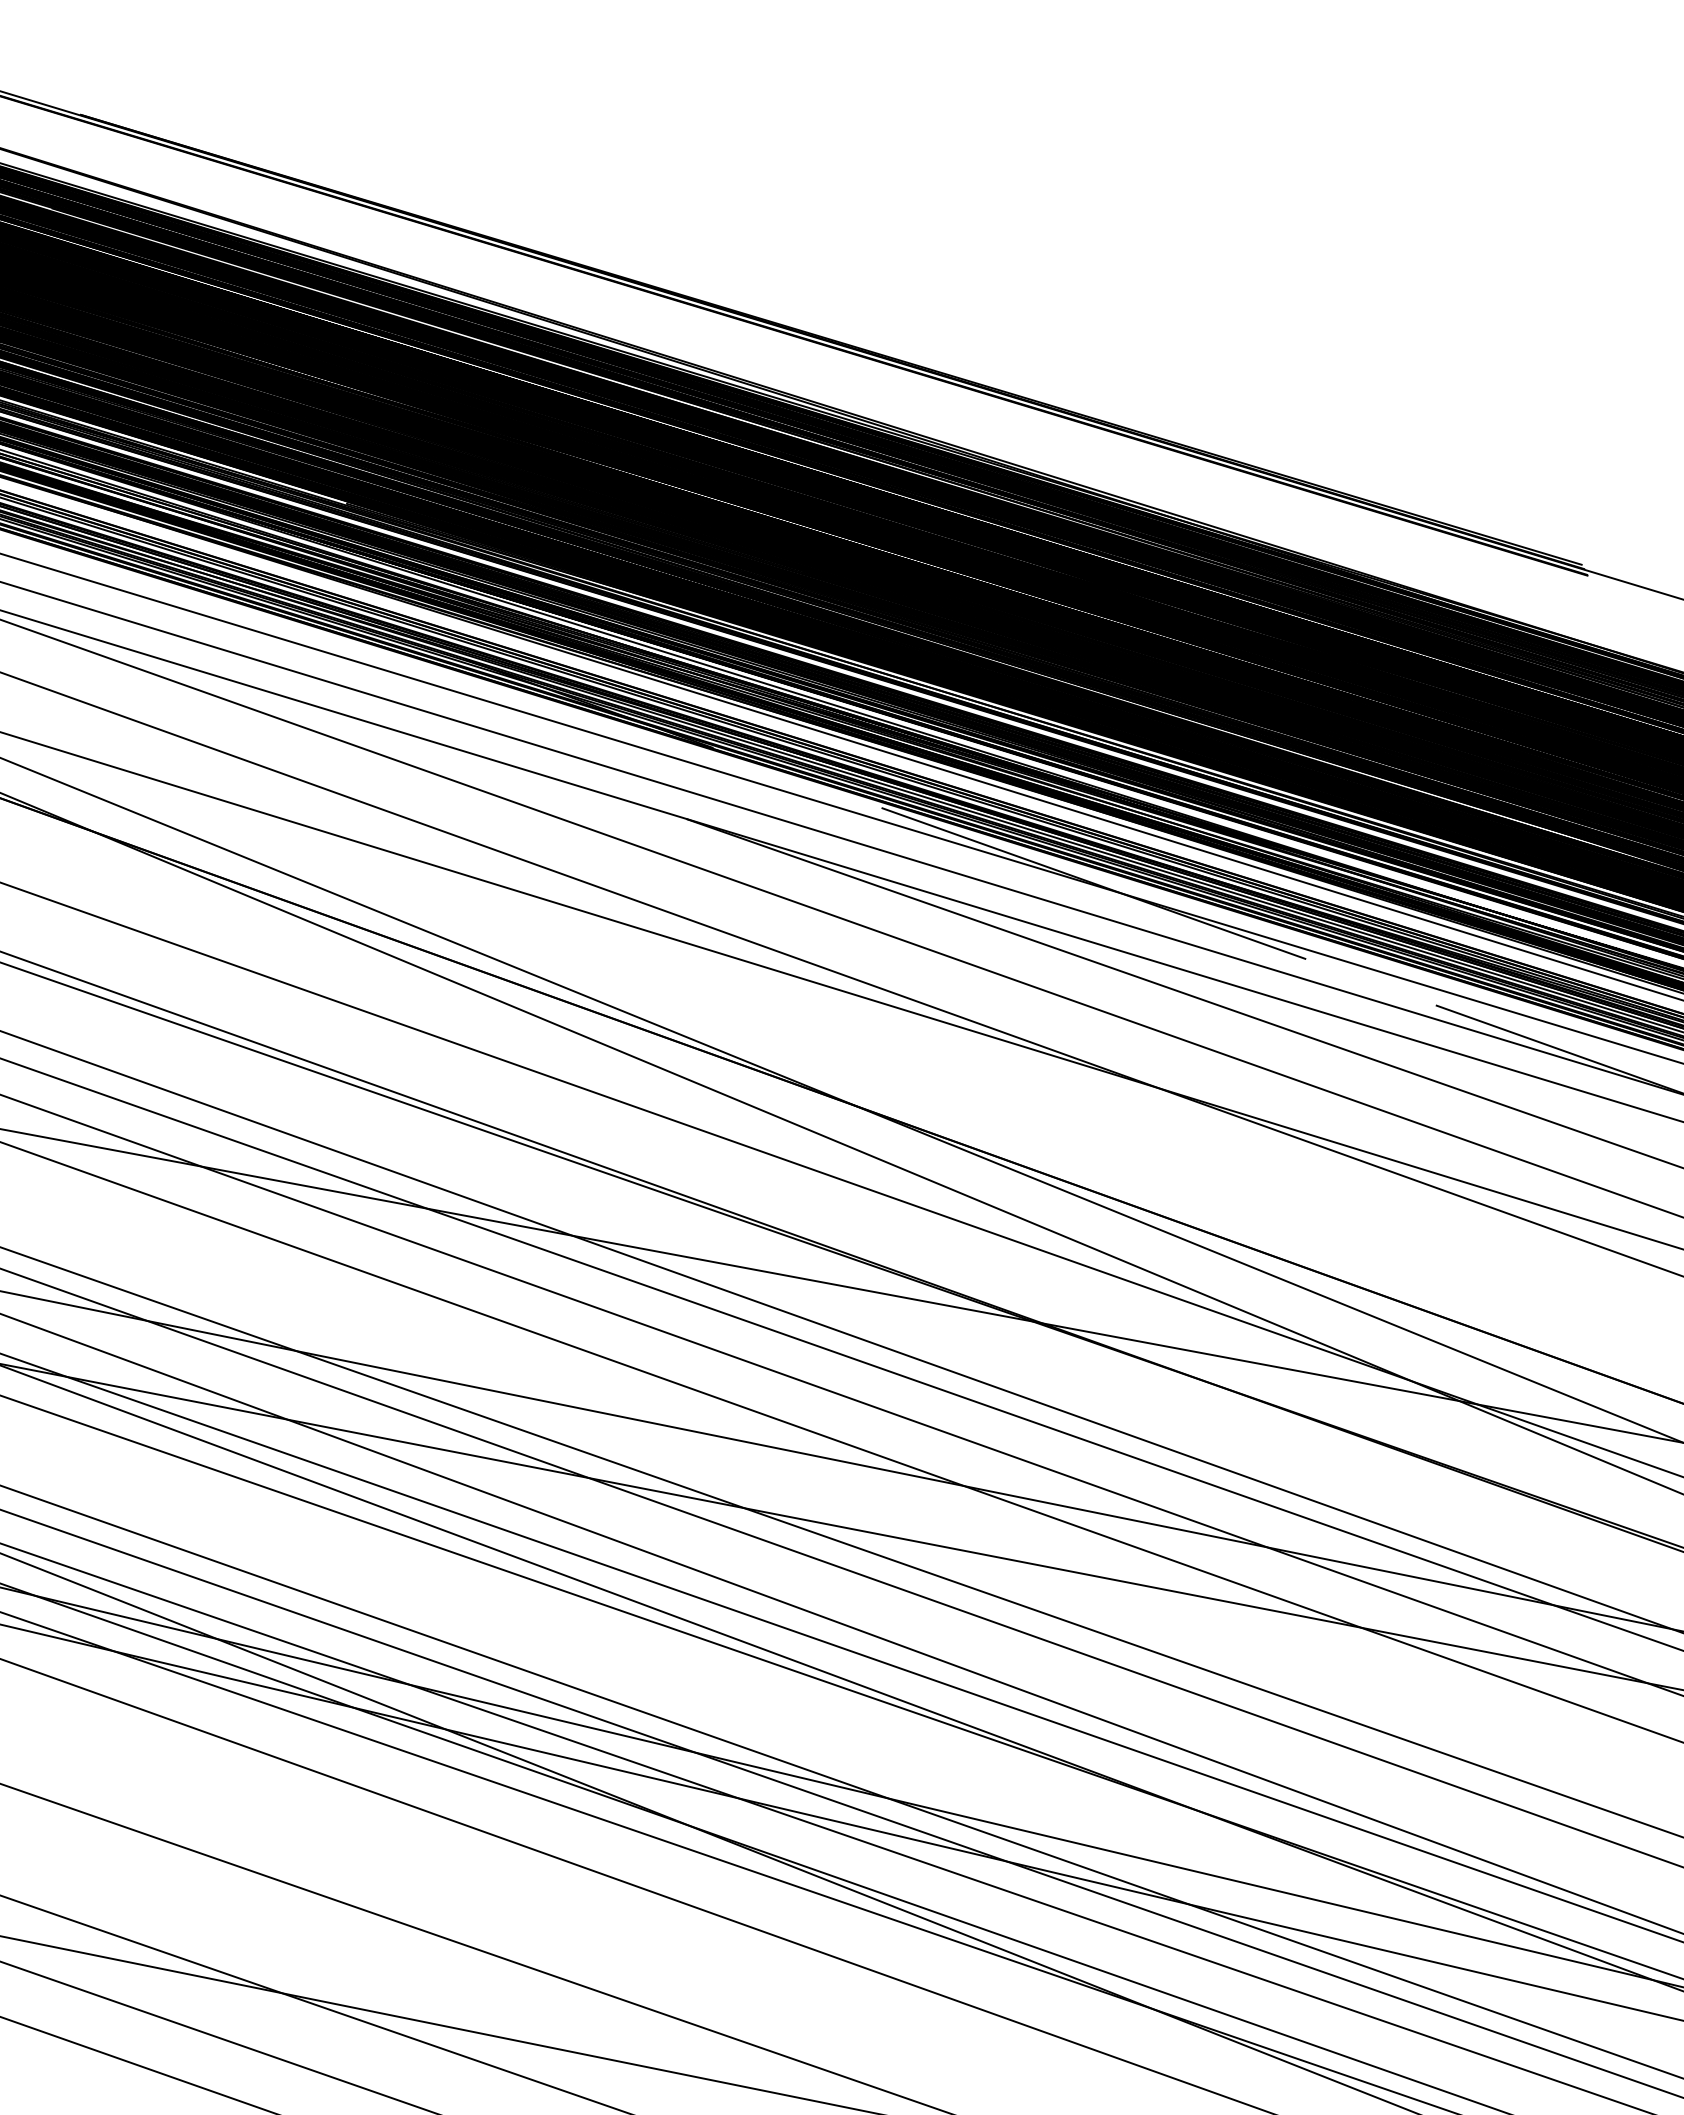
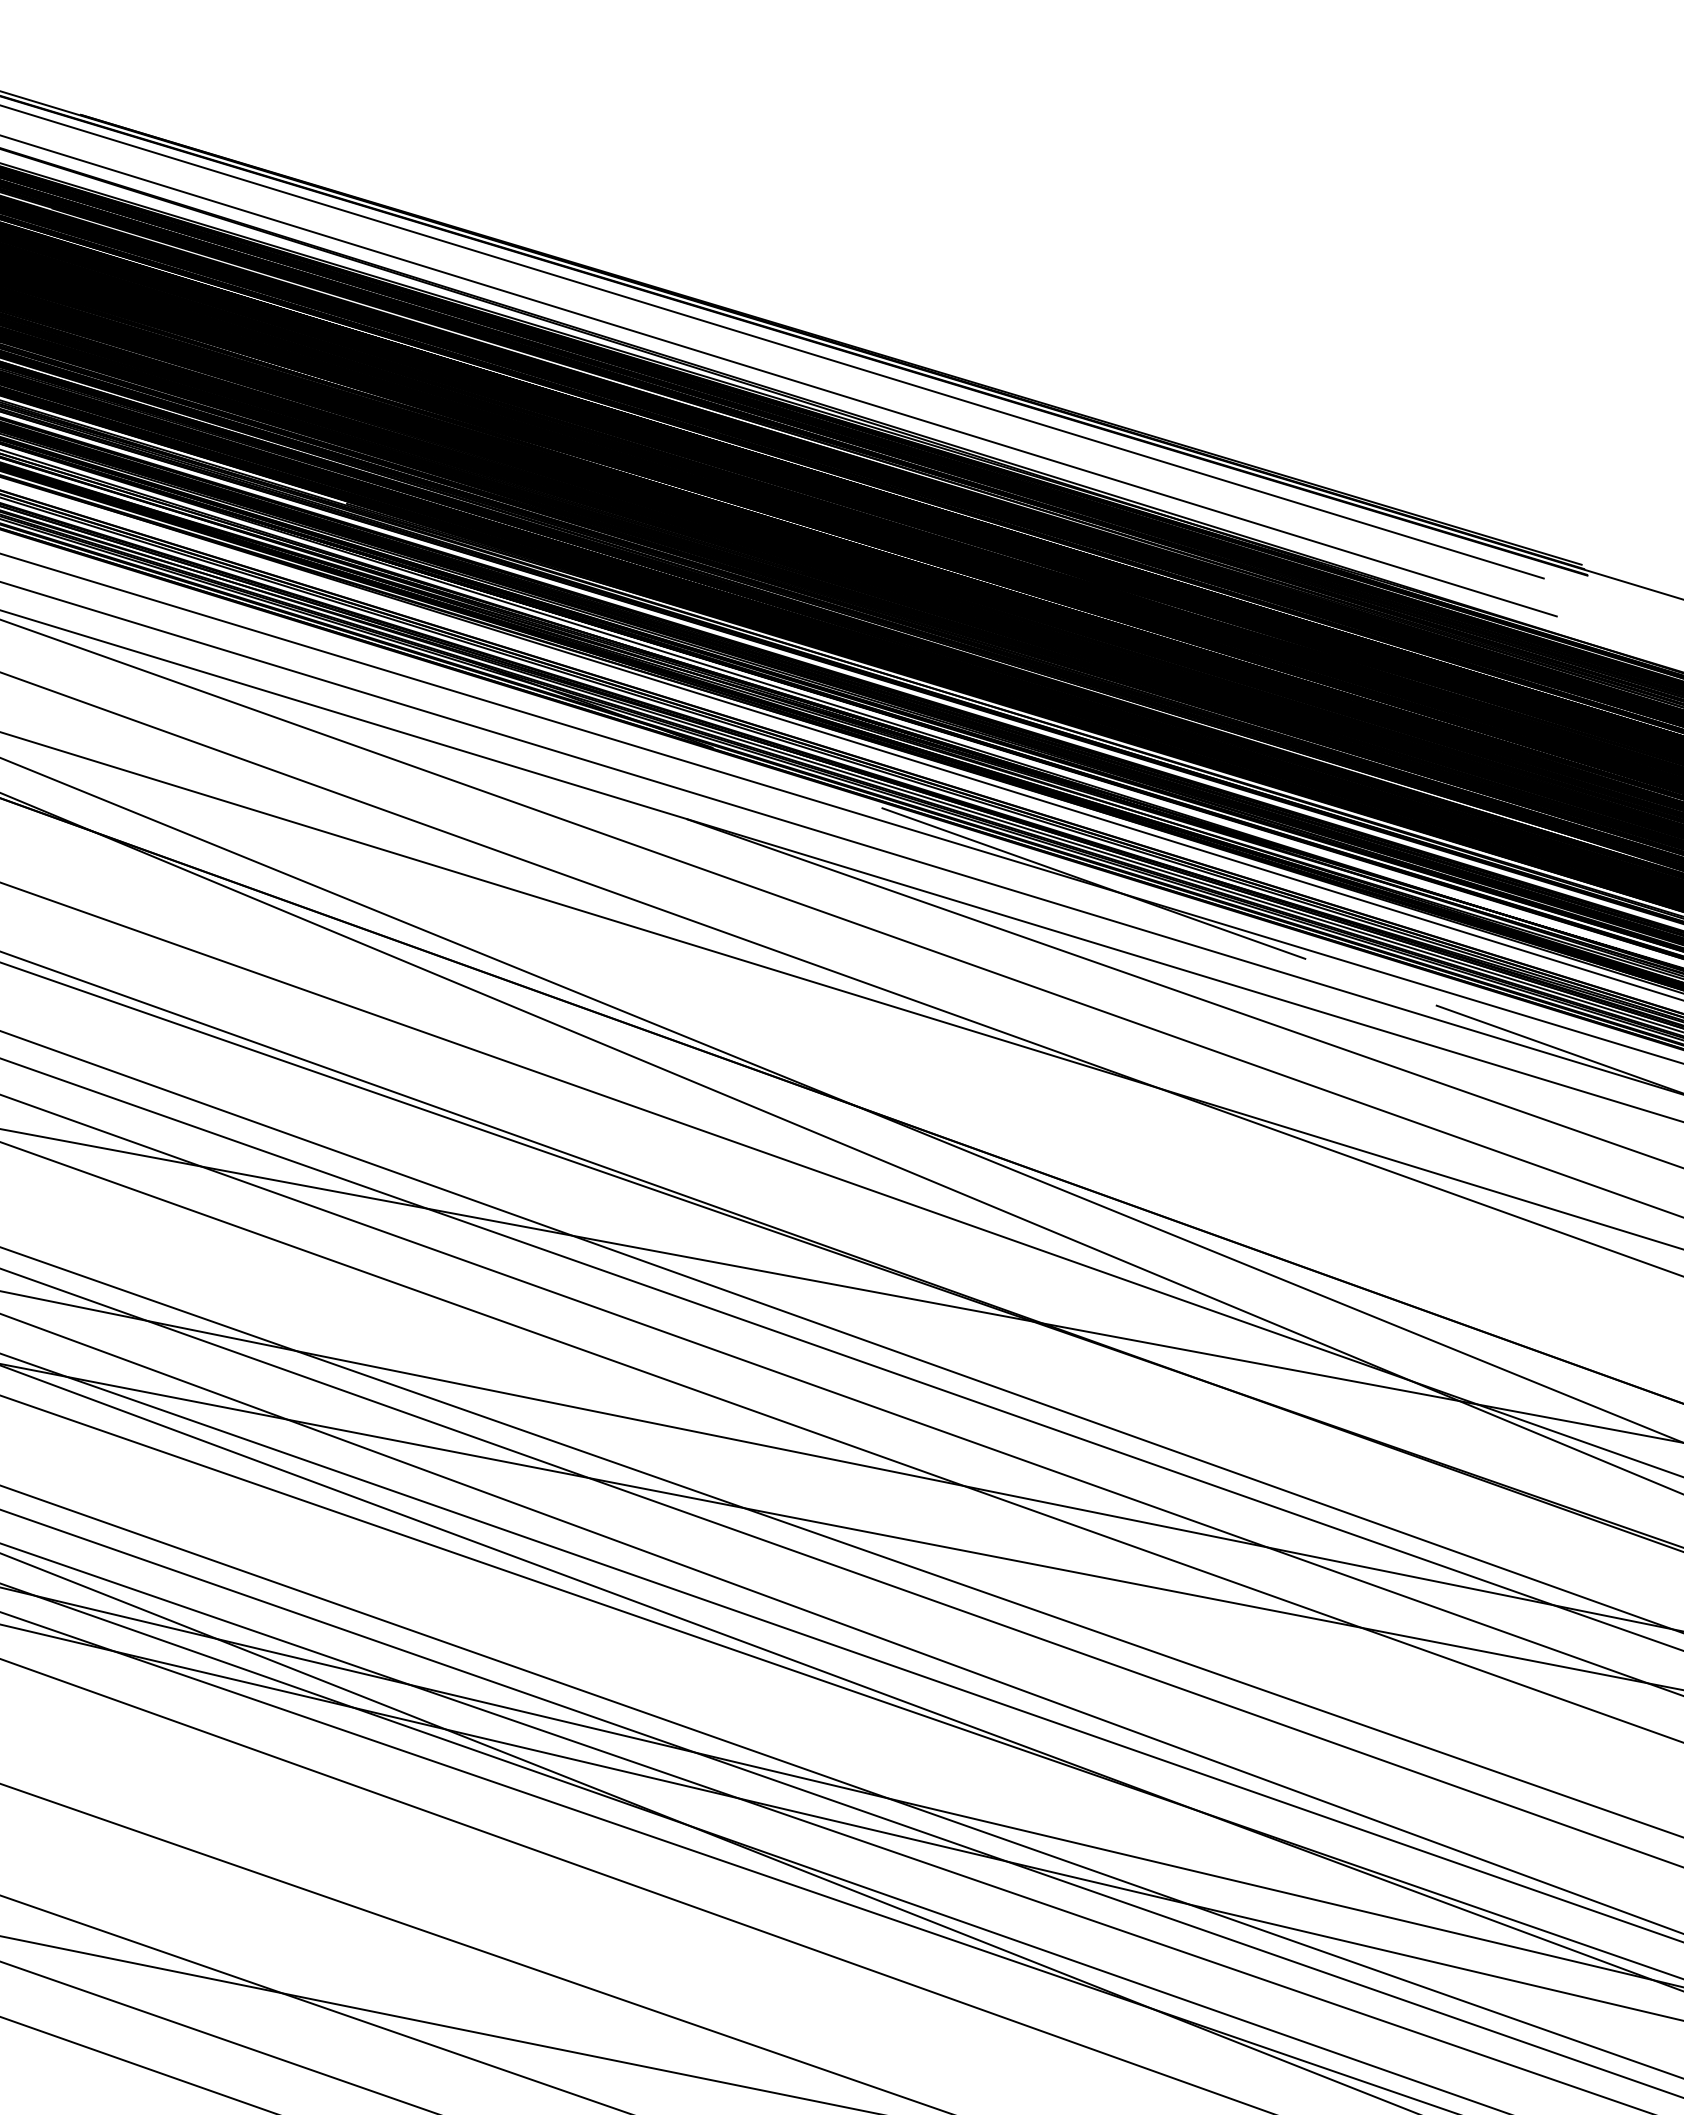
line: none -> present (772, 342)
line: none -> present (779, 376)
